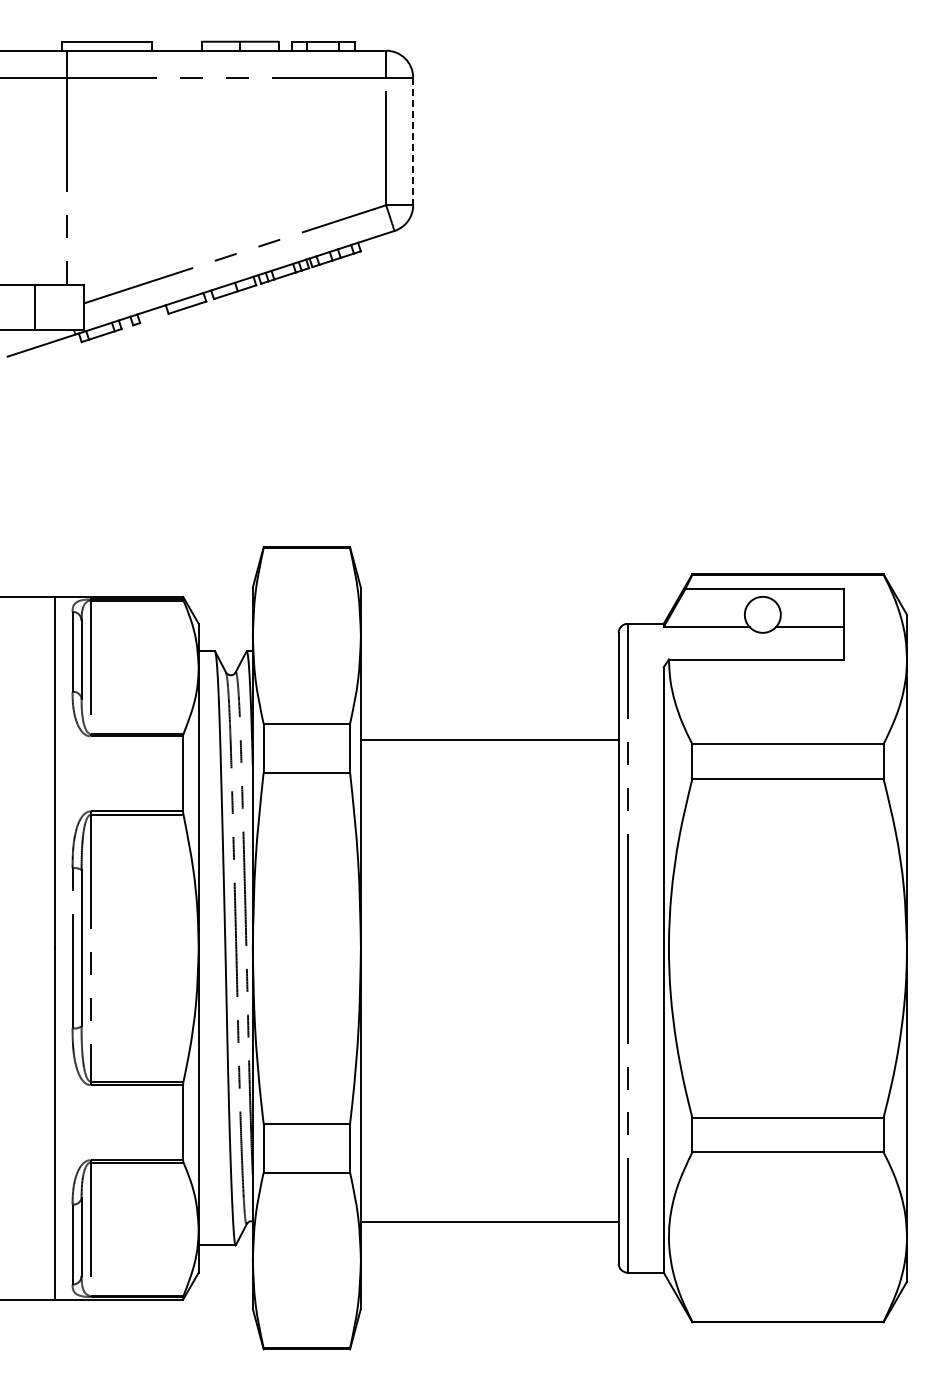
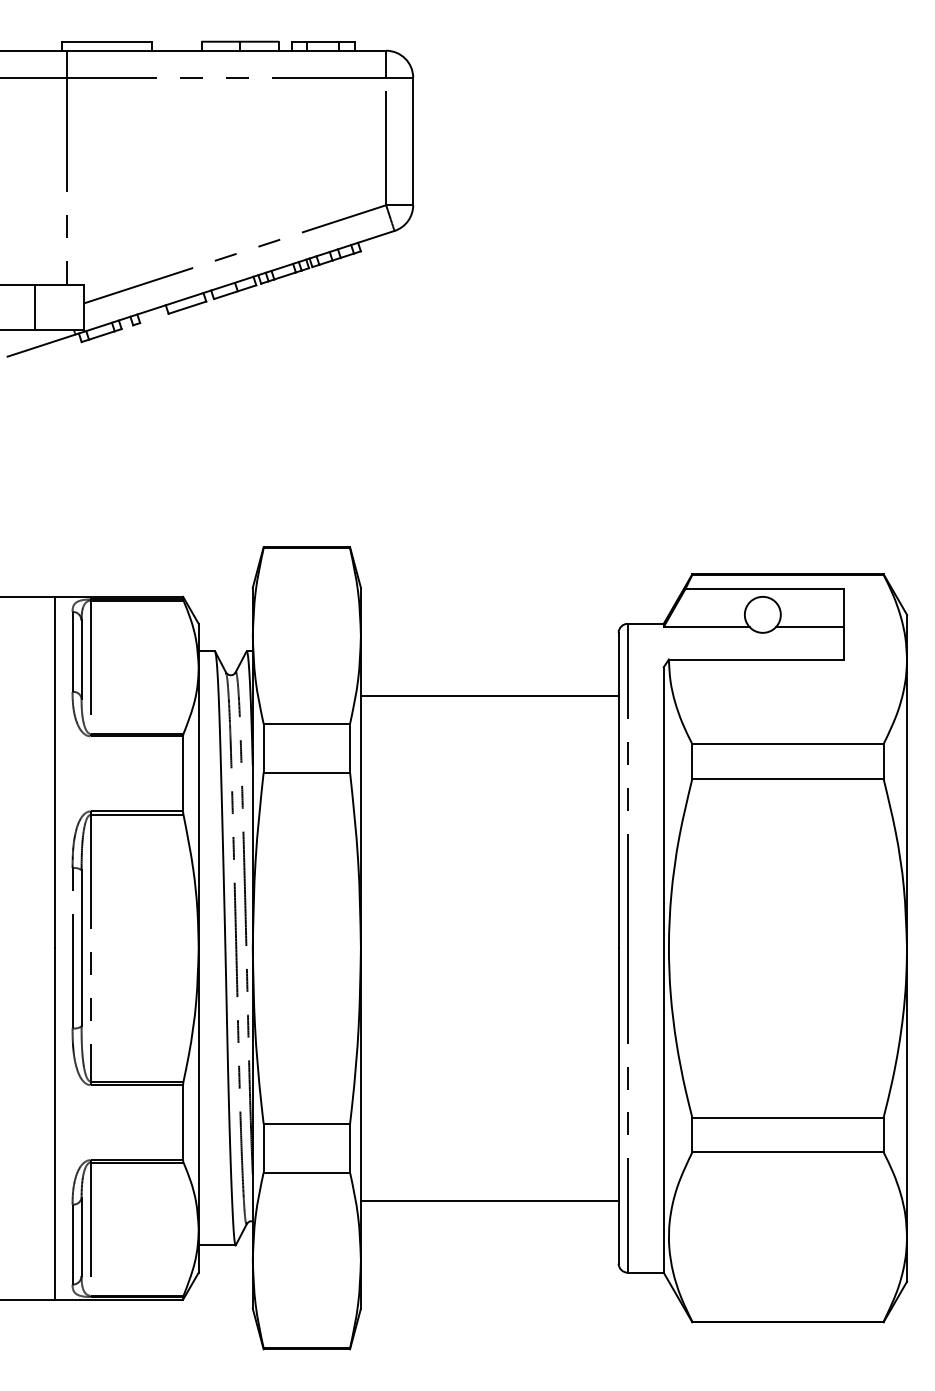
line: dashed -> solid (413, 141)
line position: (489, 739) -> (489, 695) (489, 695)
line position: (489, 1221) -> (489, 1200) (489, 1200)
